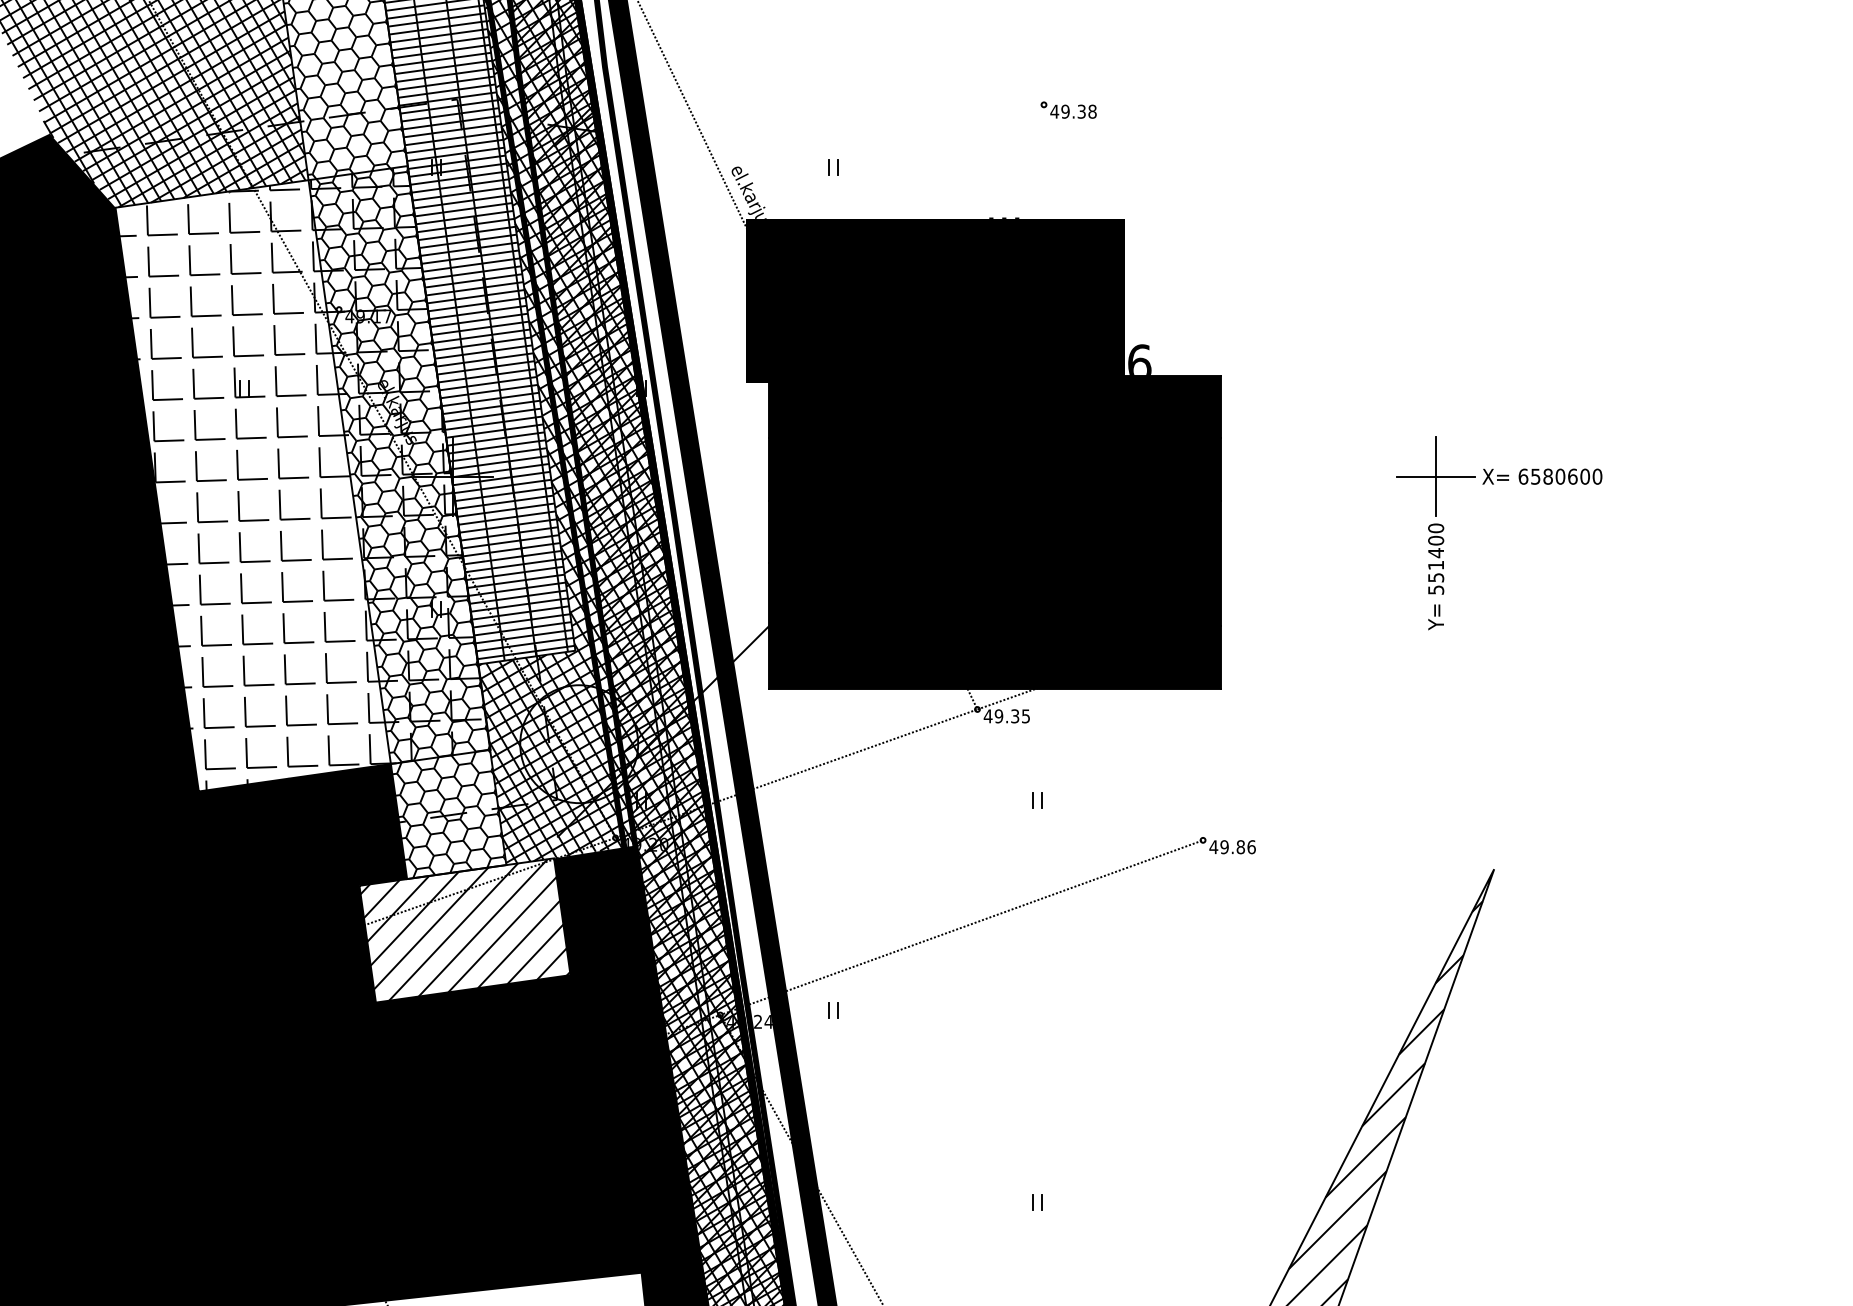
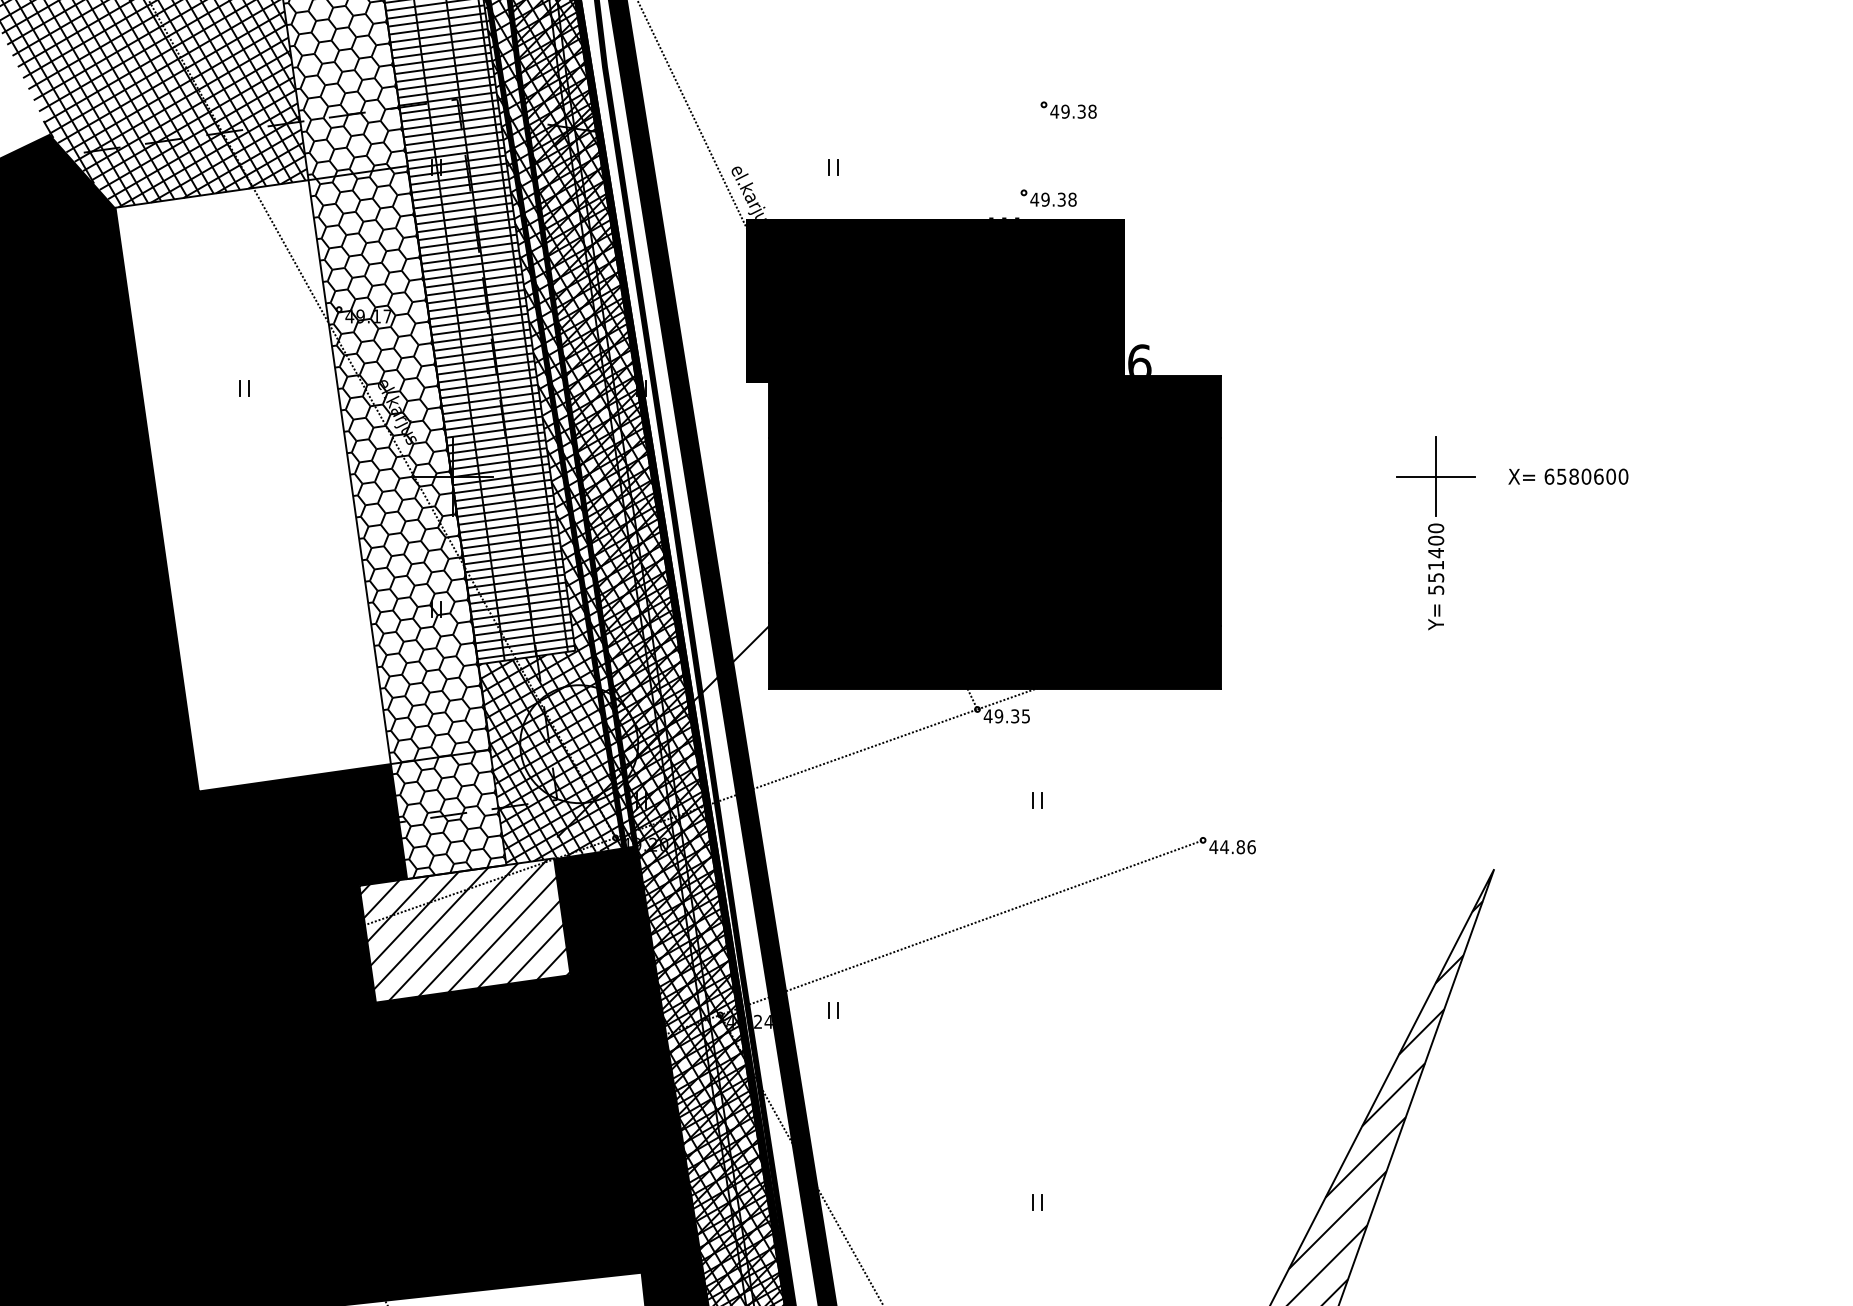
part: none -> present (1048, 197)
text position: (1542, 476) -> (1568, 476) (1568, 476)
hatch: present -> none (300, 479)
text: 49.86 -> 44.86 (1224, 847)
